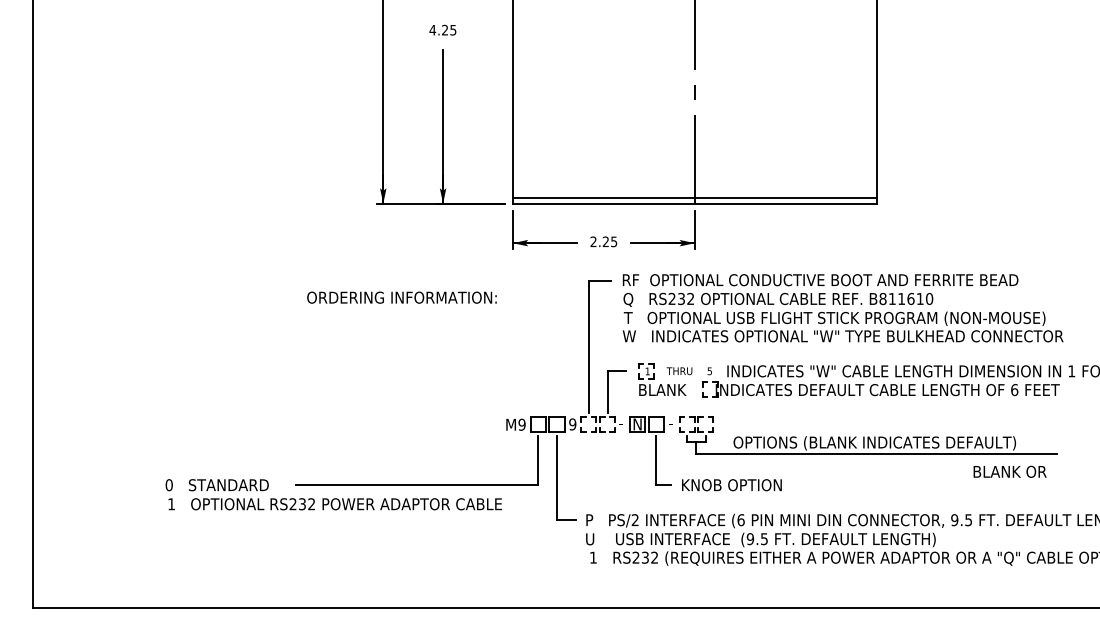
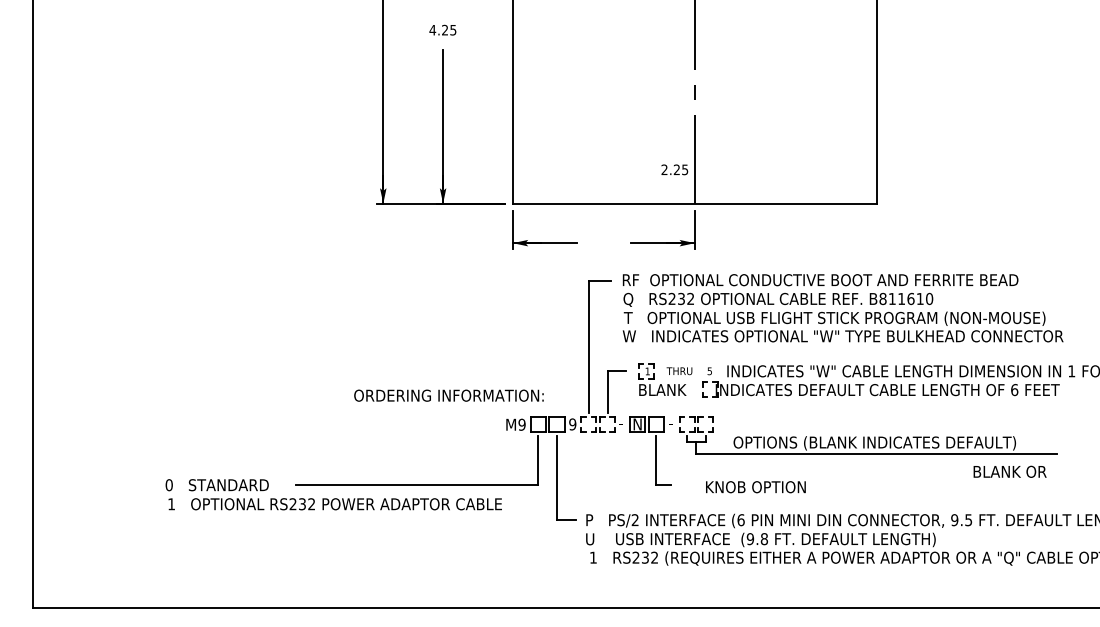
line: present -> none (694, 197)
text position: (603, 241) -> (674, 169) (674, 169)
text position: (401, 297) -> (448, 395) (448, 395)
text position: (731, 485) -> (755, 487) (755, 487)
text: (9.5 -> (9.8 (763, 539)
